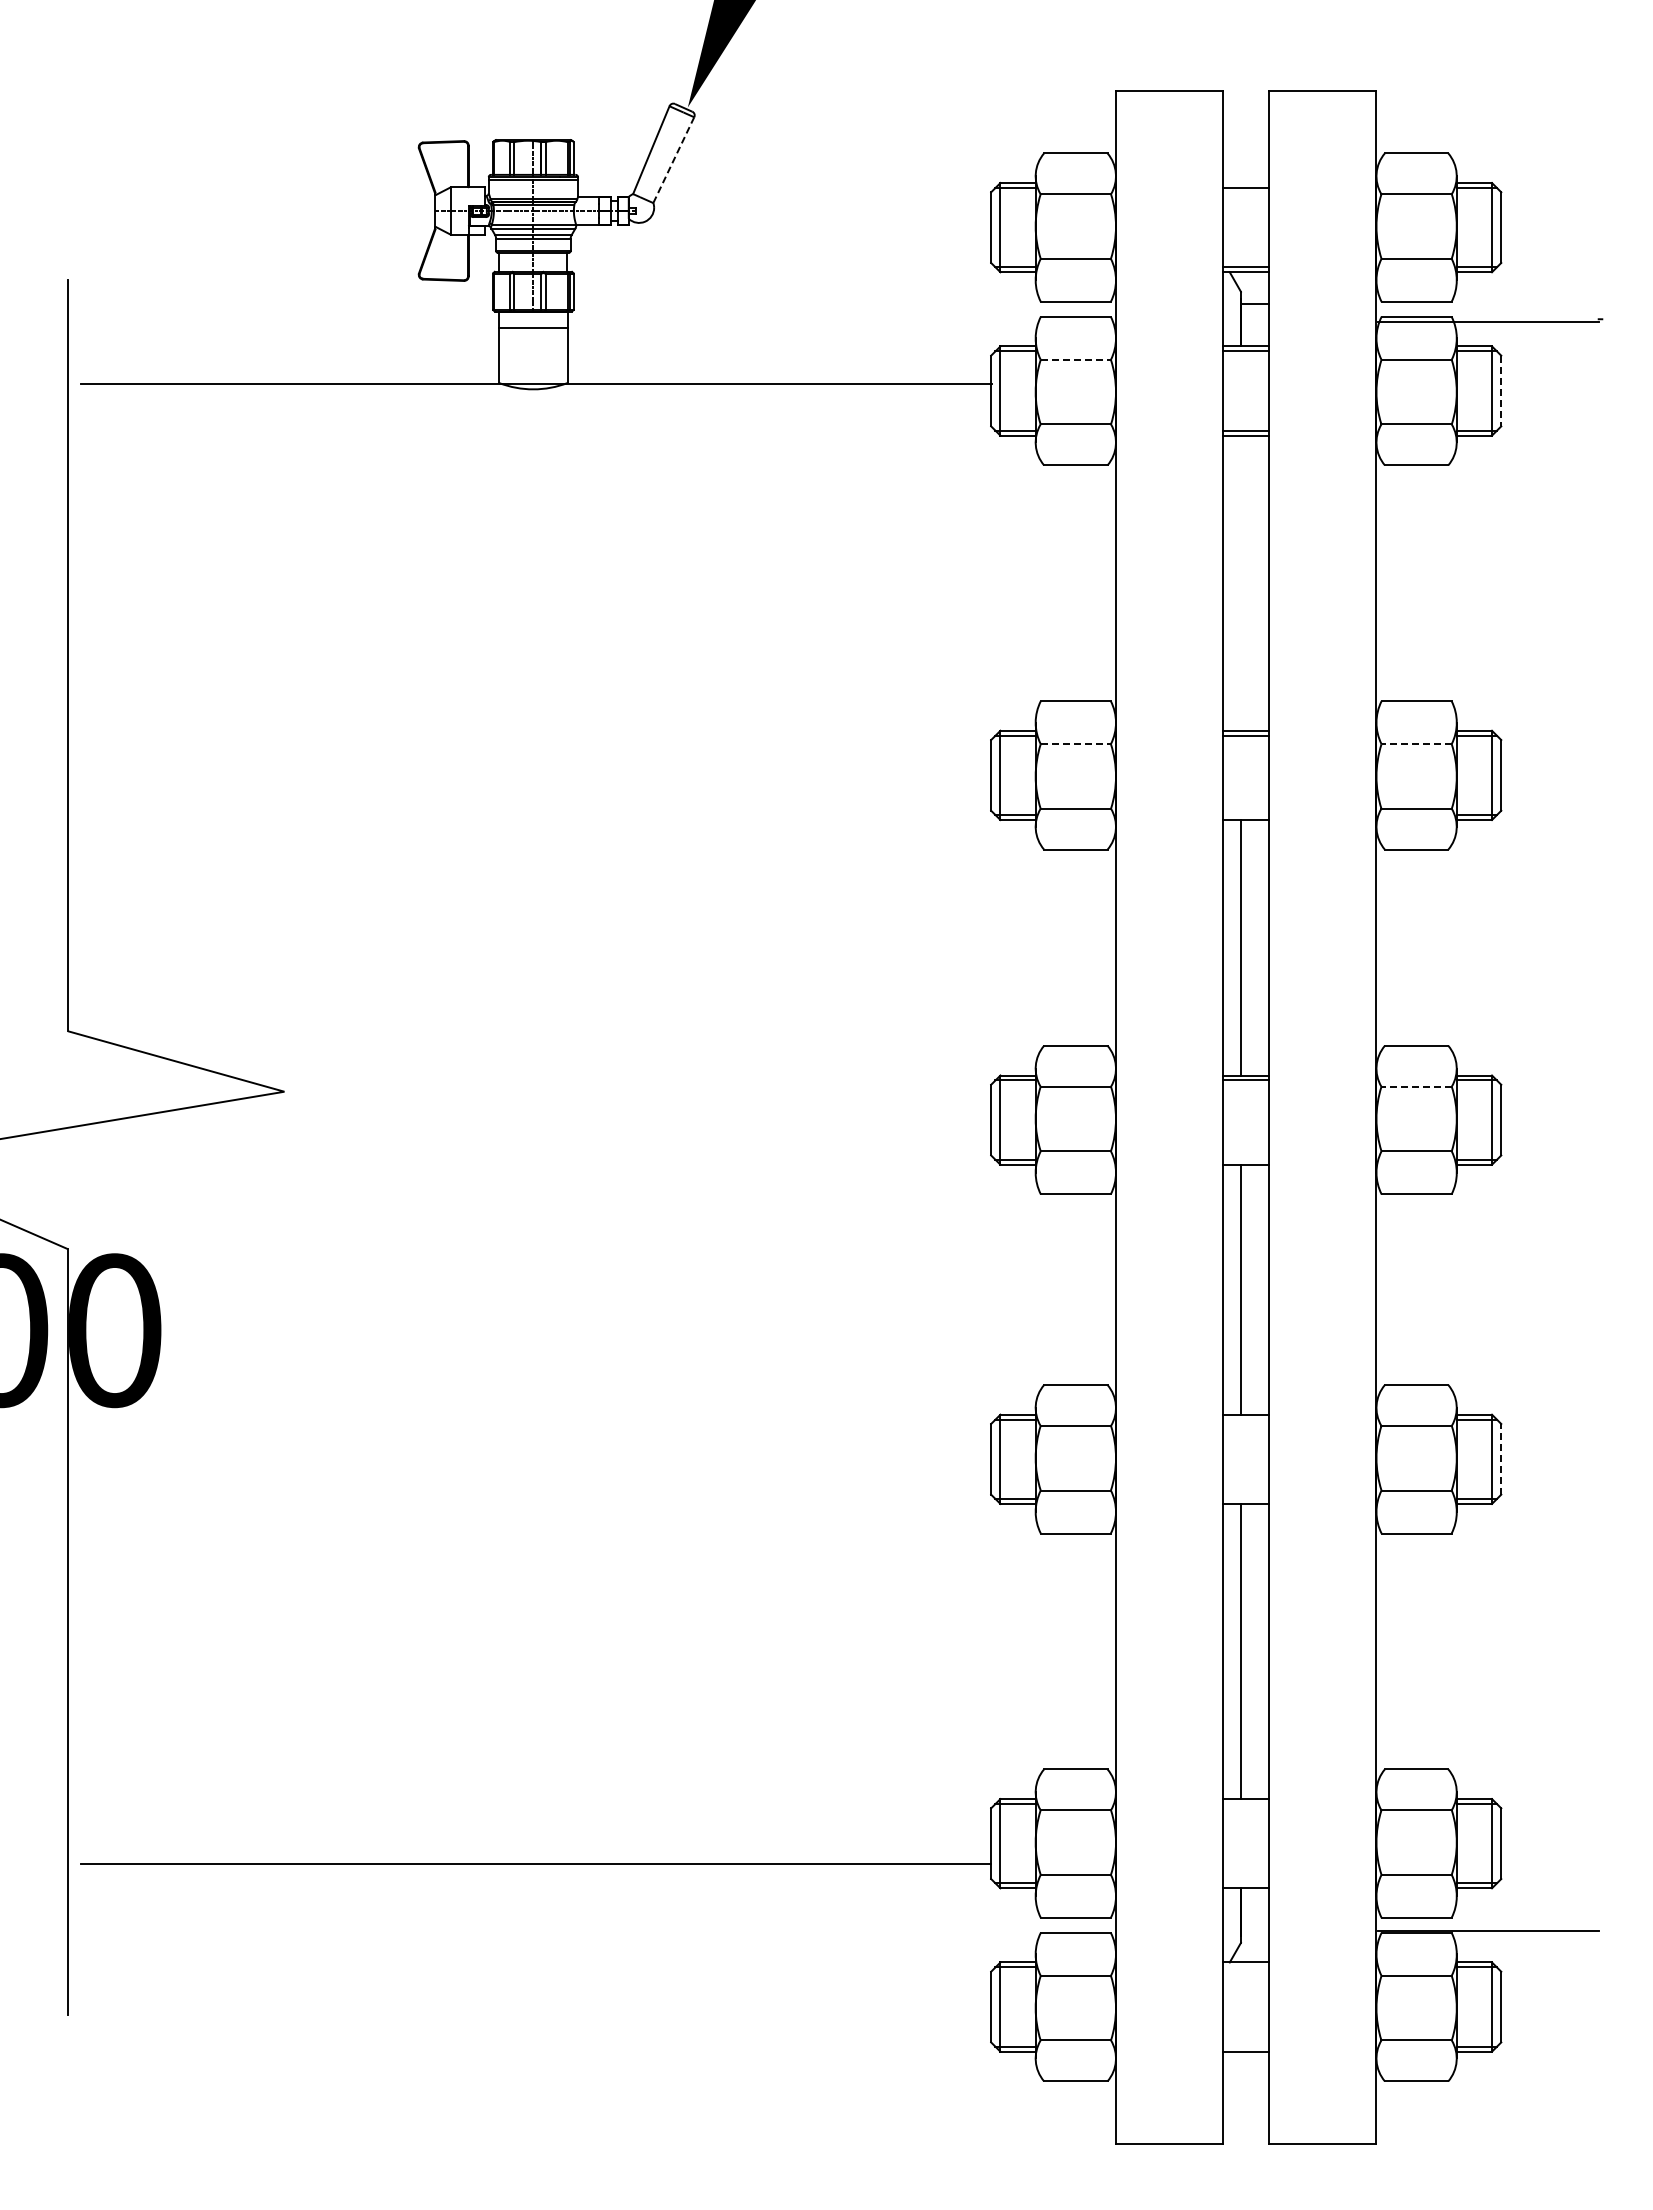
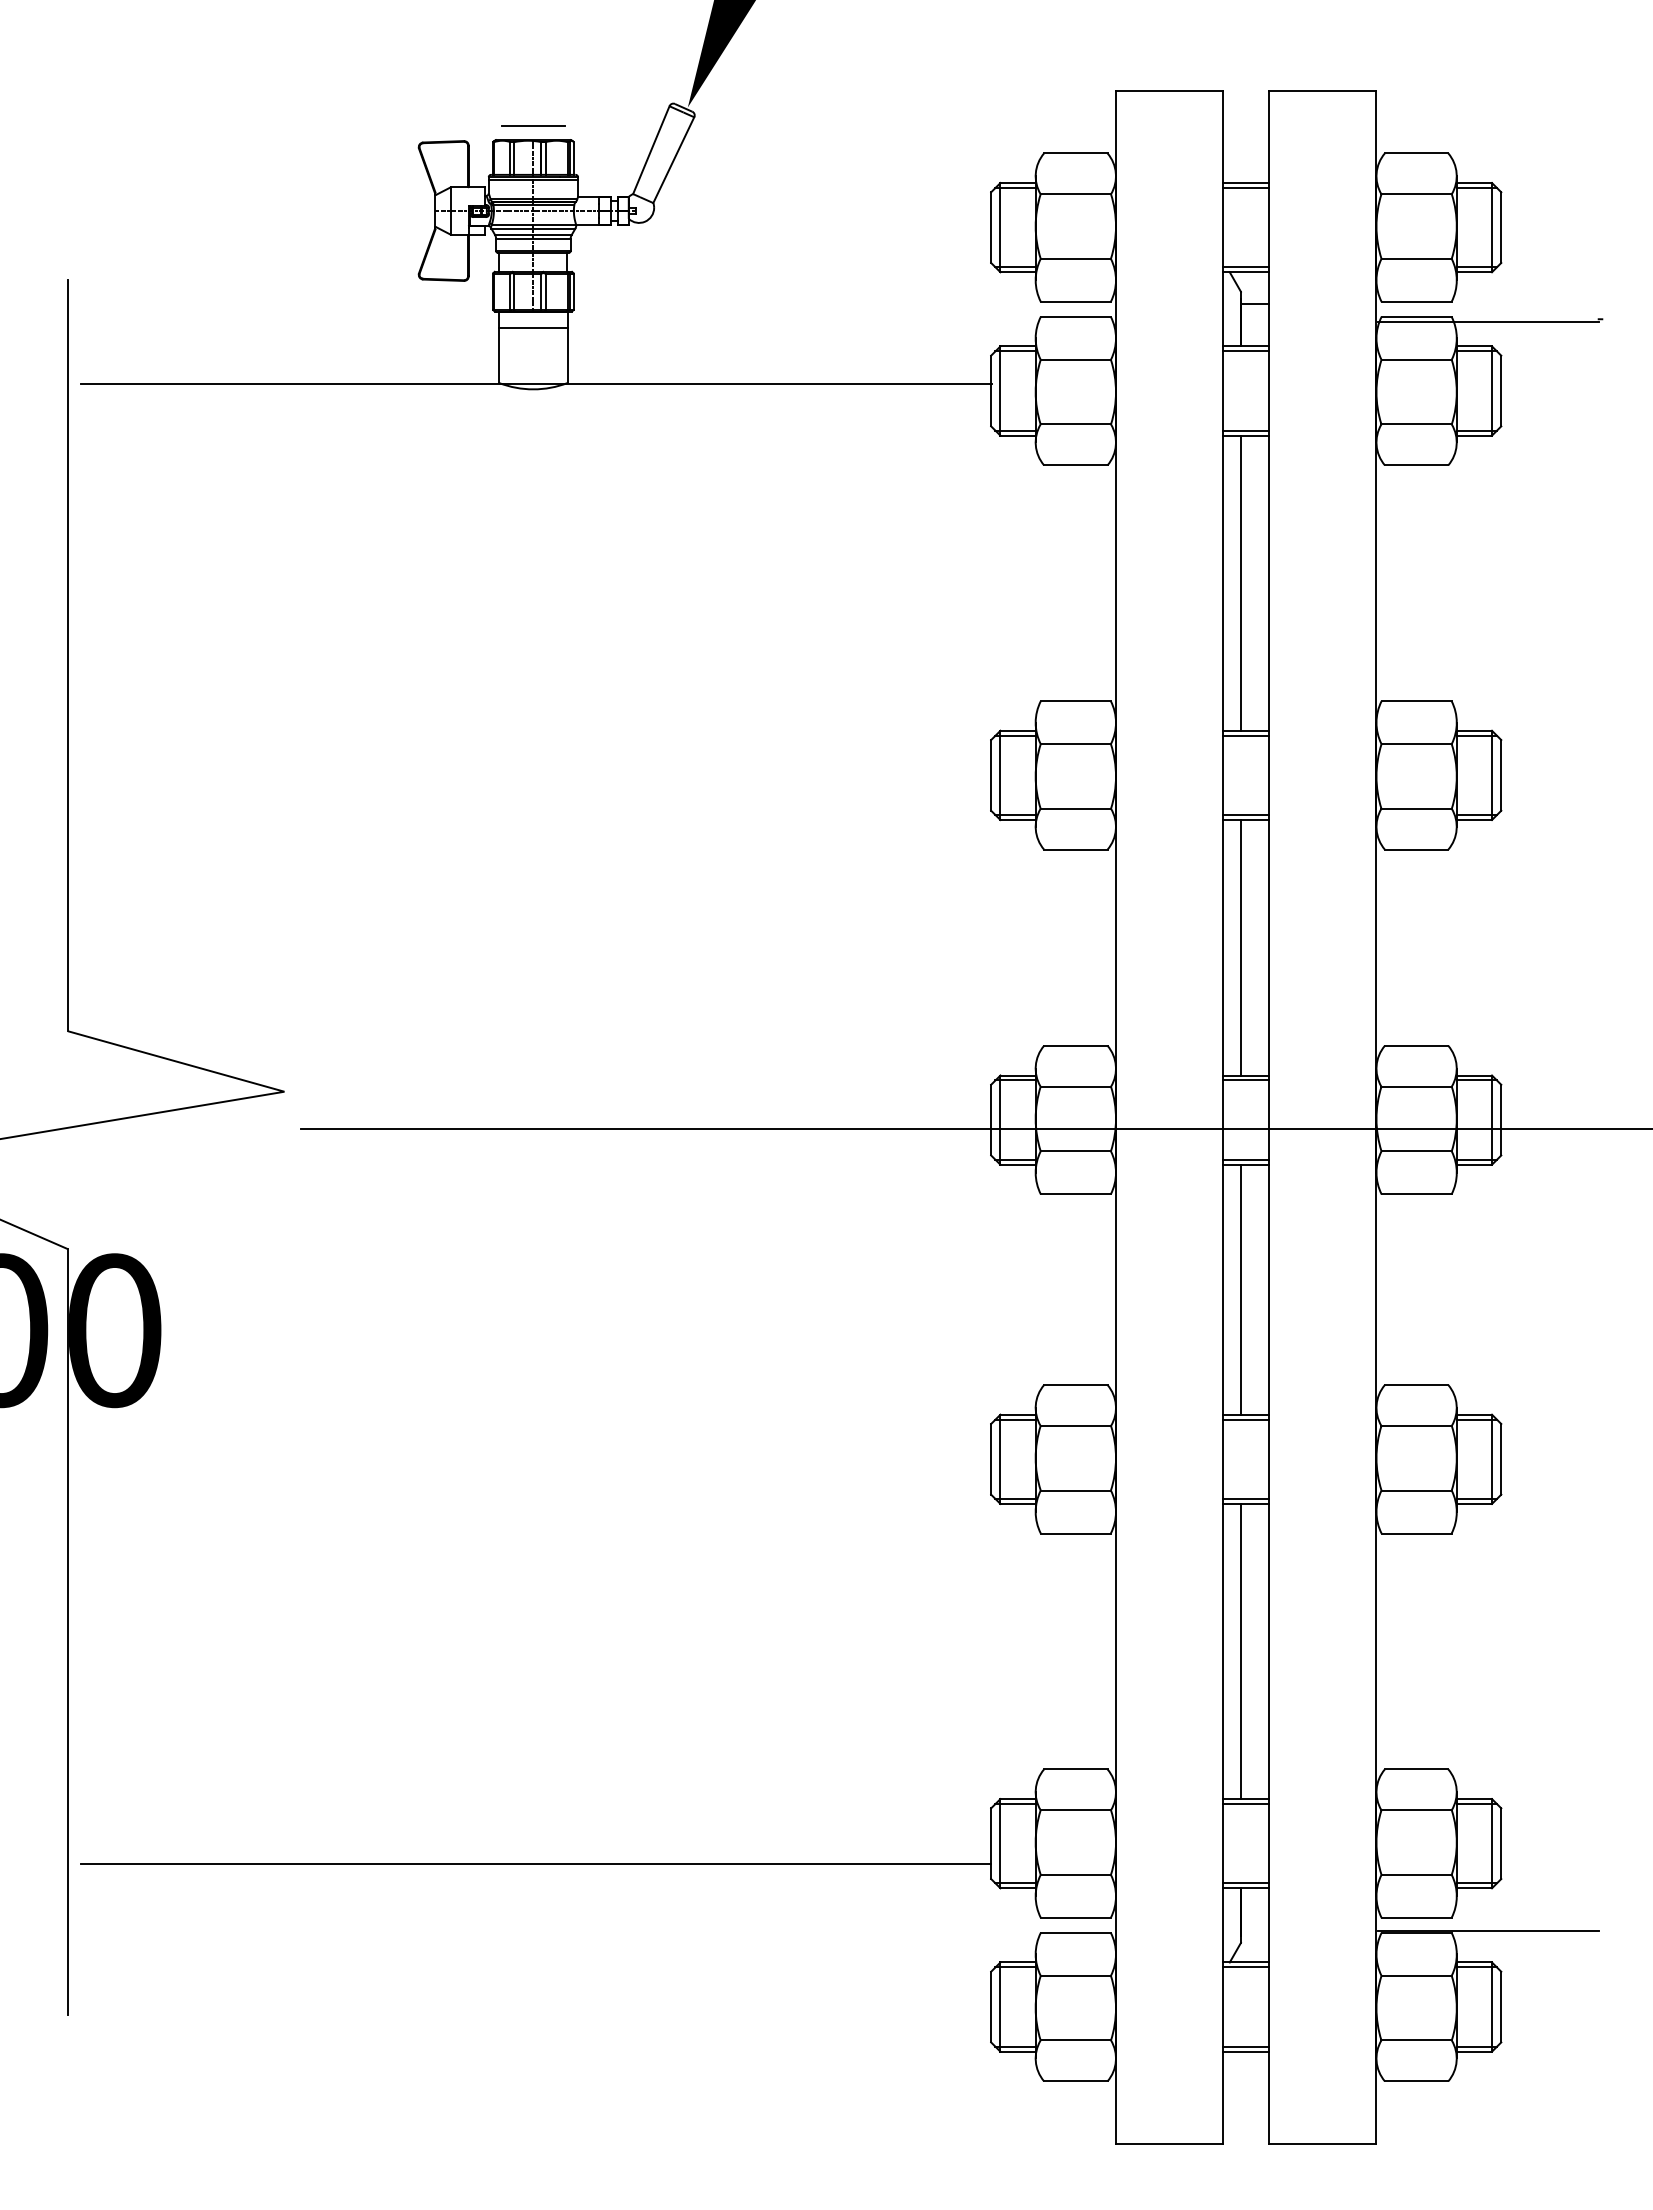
line: none -> present (533, 125)
line: dashed -> solid (673, 160)
line: none -> present (1246, 183)
line: dashed -> solid (1076, 359)
line: dashed -> solid (1501, 391)
line: none -> present (1240, 582)
line: dashed -> solid (1076, 744)
line: dashed -> solid (1416, 744)
line: none -> present (1246, 814)
line: dashed -> solid (1416, 1086)
line: none -> present (974, 1129)
line: none -> present (1246, 1159)
line: none -> present (1246, 1419)
line: dashed -> solid (1501, 1458)
line: none -> present (1246, 1498)
line: none -> present (1246, 1804)
line: none -> present (1246, 1883)
line: none -> present (1246, 1967)
line: none -> present (1246, 2046)
